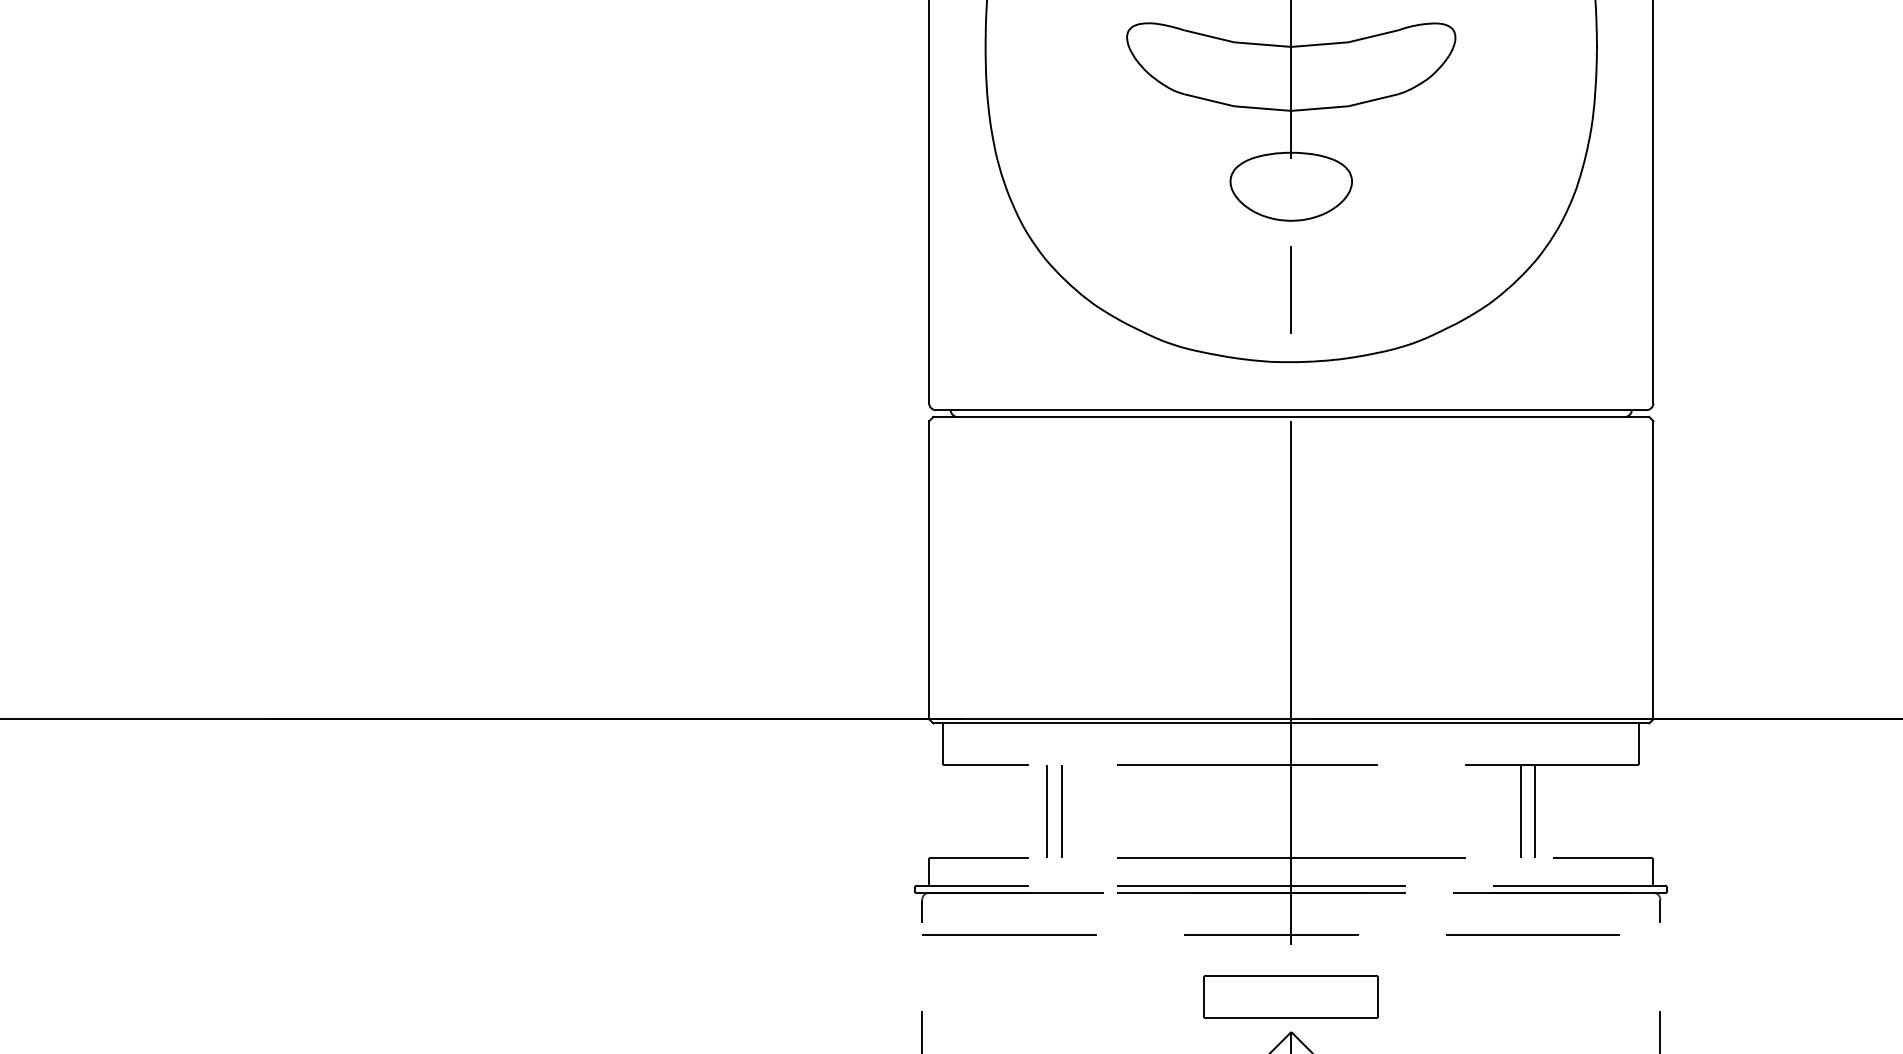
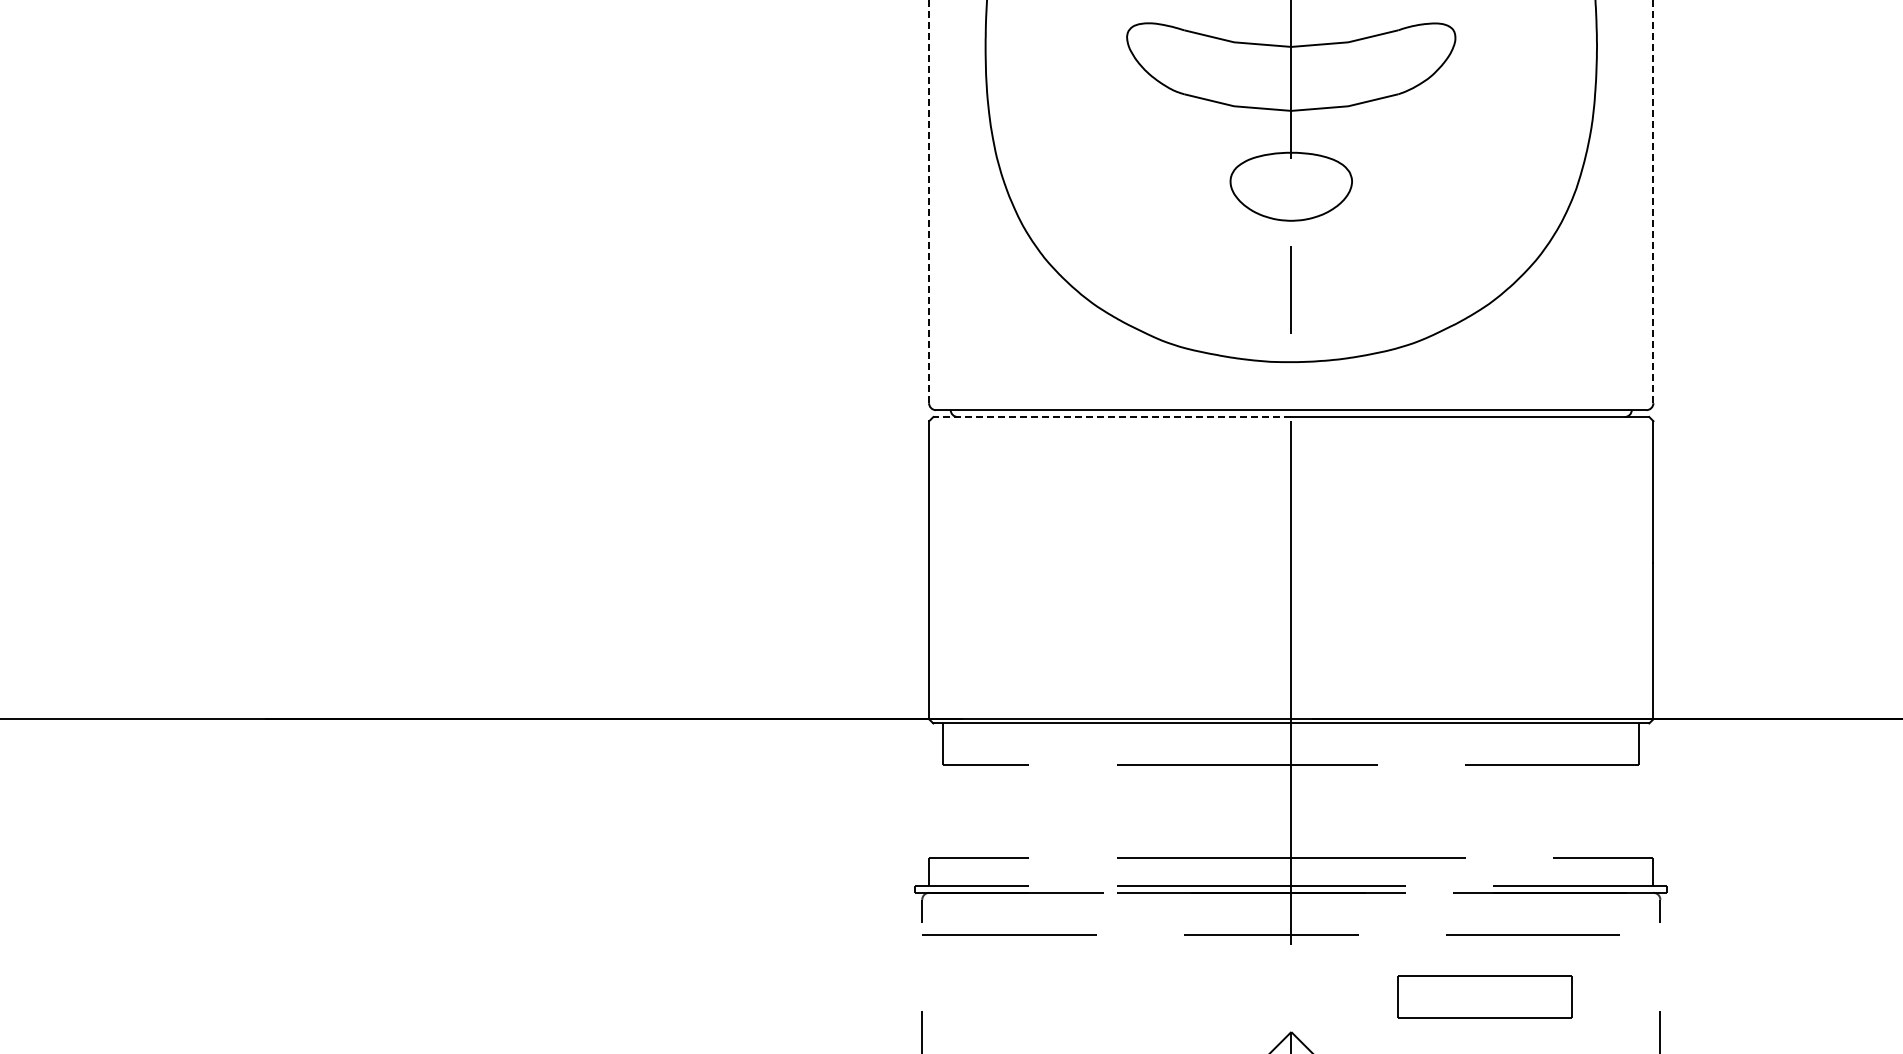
line: solid -> dashed (929, 201)
line: solid -> dashed (1653, 201)
line: solid -> dashed (1112, 417)
line: present -> none (1047, 811)
line: present -> none (1061, 811)
line: present -> none (1520, 811)
line: present -> none (1535, 811)
part position: (1290, 996) -> (1484, 996) (1484, 996)
